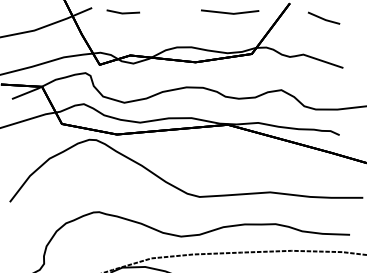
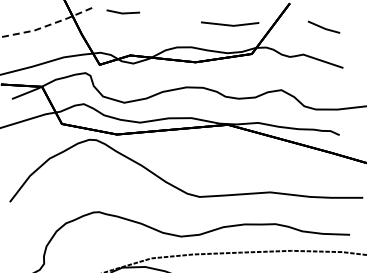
line position: (230, 12) -> (230, 24) (230, 24)
line position: (322, 17) -> (322, 26) (322, 26)
line: solid -> dashed (47, 25)
